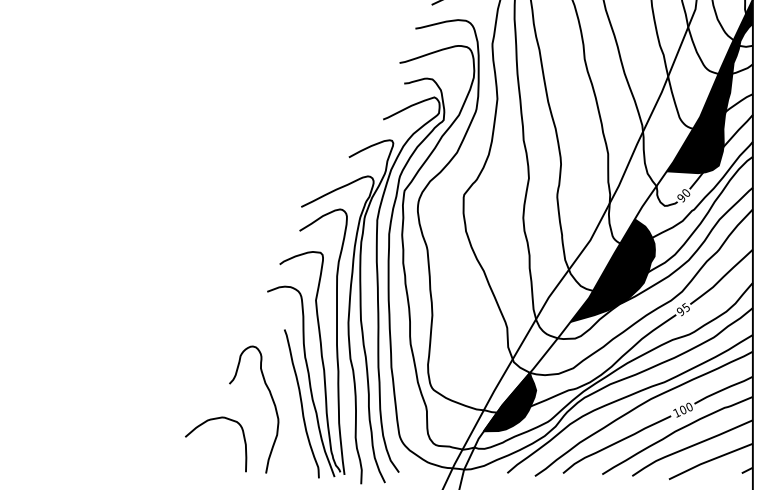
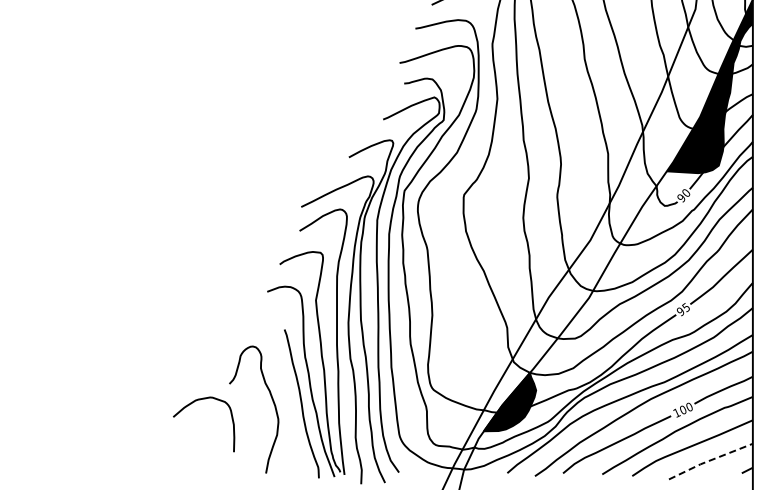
fill: present -> none (612, 270)
curve position: (203, 424) -> (191, 404) (191, 404)
line: solid -> dashed (710, 460)
